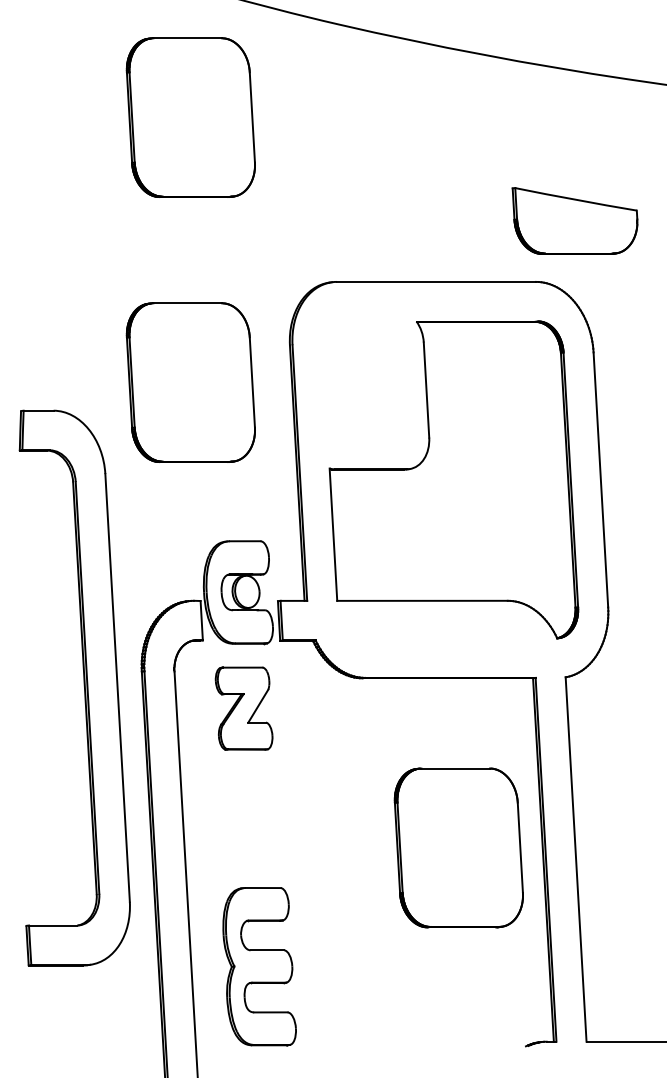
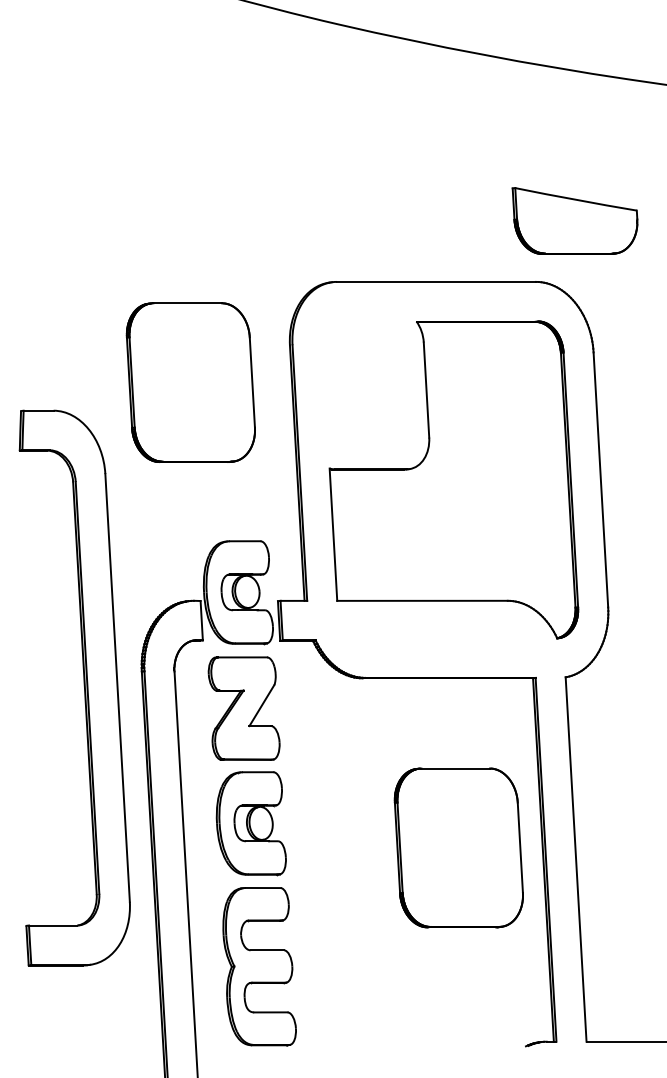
part: present -> none (190, 117)
part size: 60x85 px -> 74x105 px (243, 708)
part: none -> present (250, 823)
